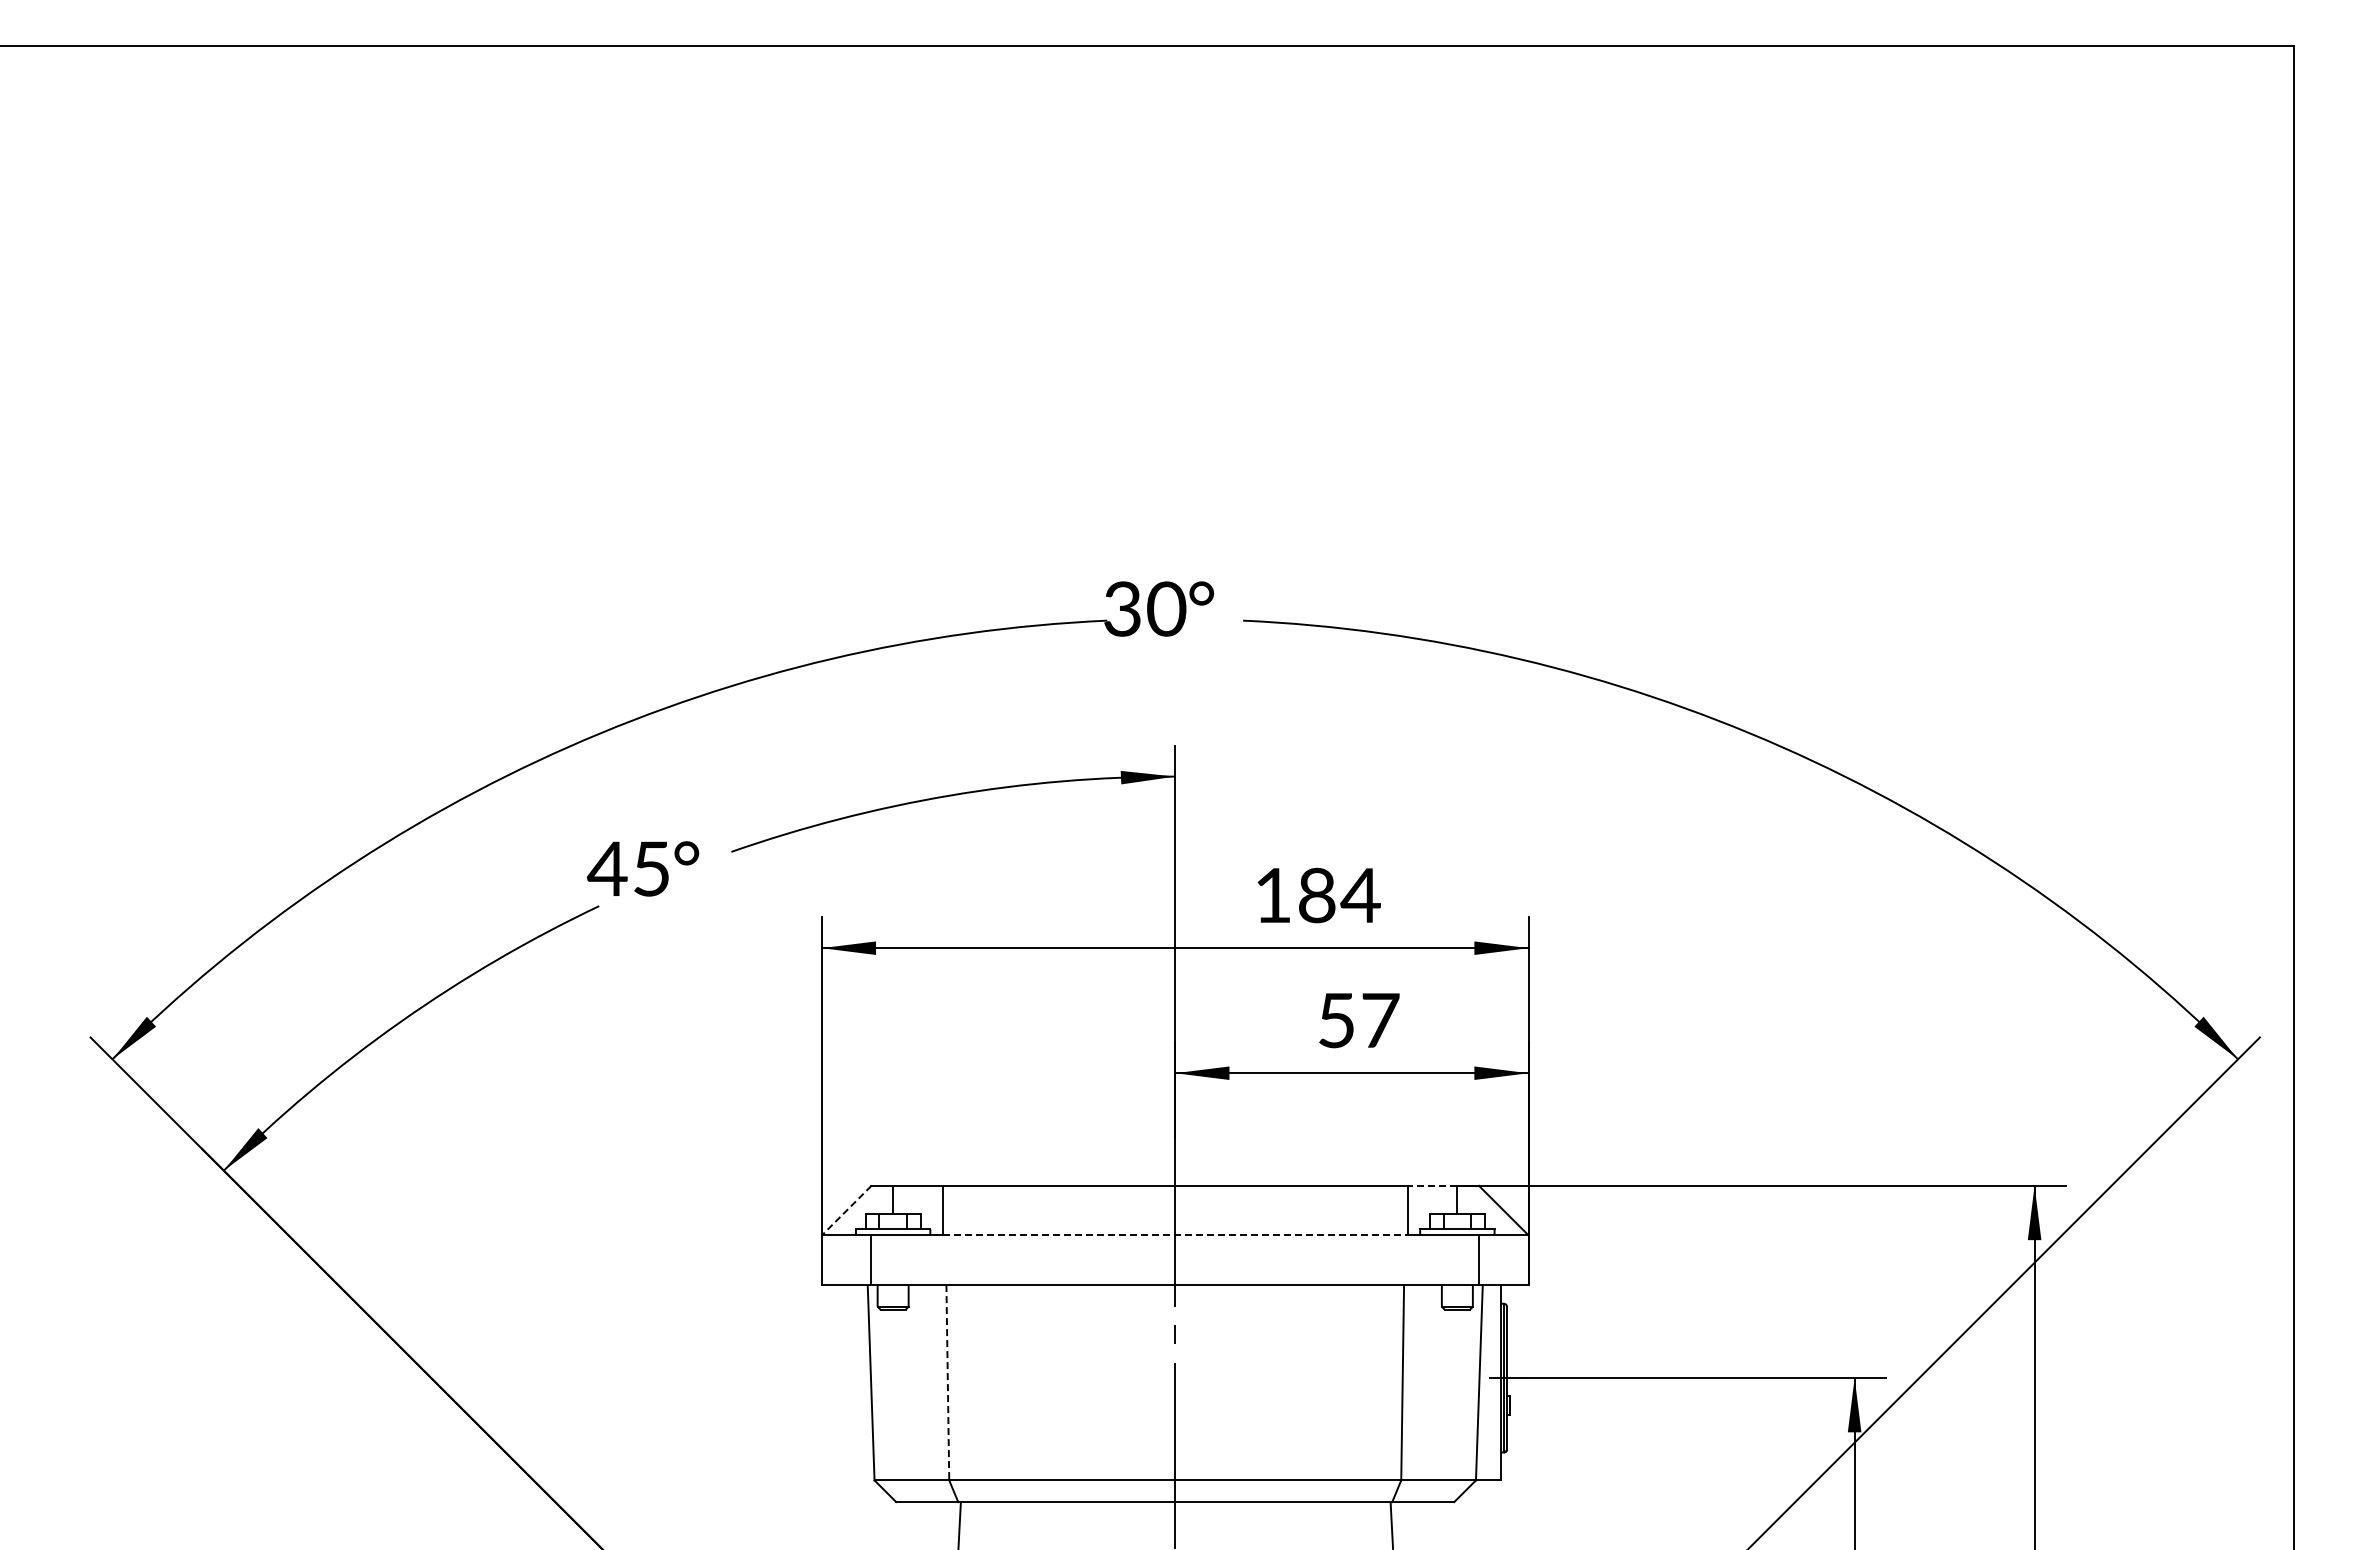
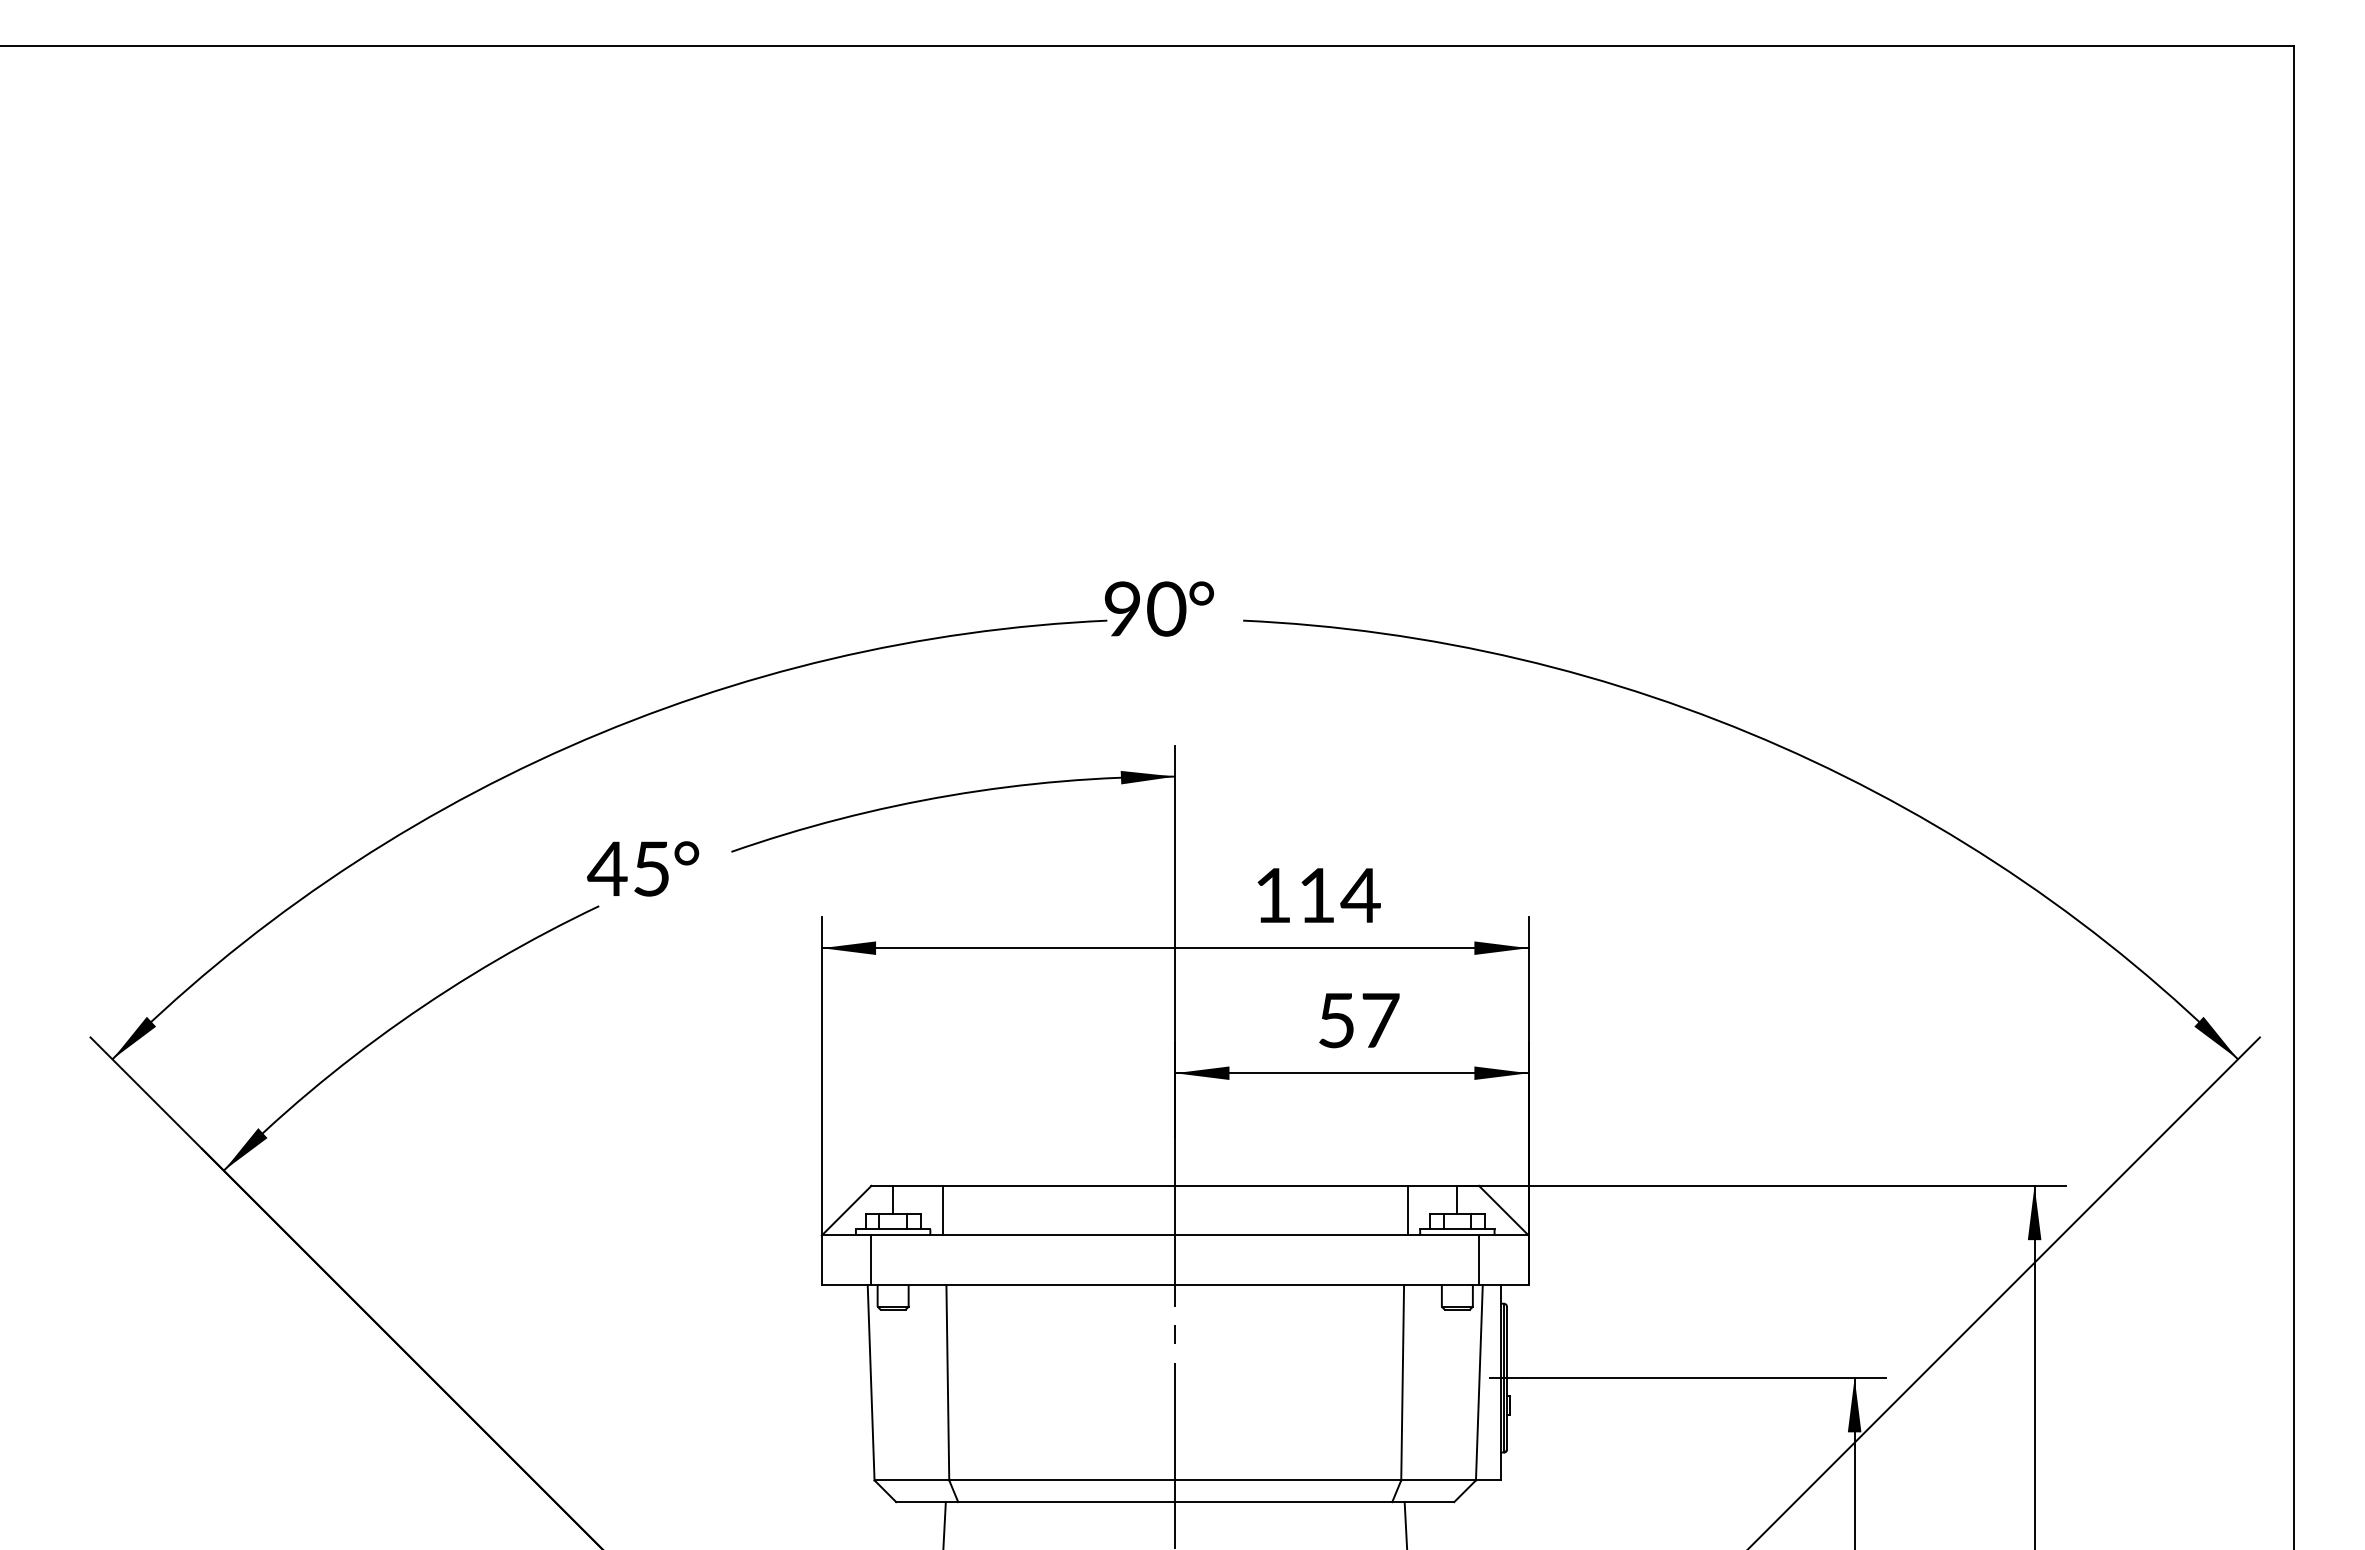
text: 30 -> 90 (1122, 608)
text: 184 -> 114 (1317, 895)
line: dashed -> solid (1432, 1185)
line: dashed -> solid (846, 1211)
line: dashed -> solid (1175, 1235)
line: dashed -> solid (947, 1382)
line position: (959, 1524) -> (944, 1524) (944, 1524)
line position: (1391, 1524) -> (1405, 1524) (1405, 1524)
